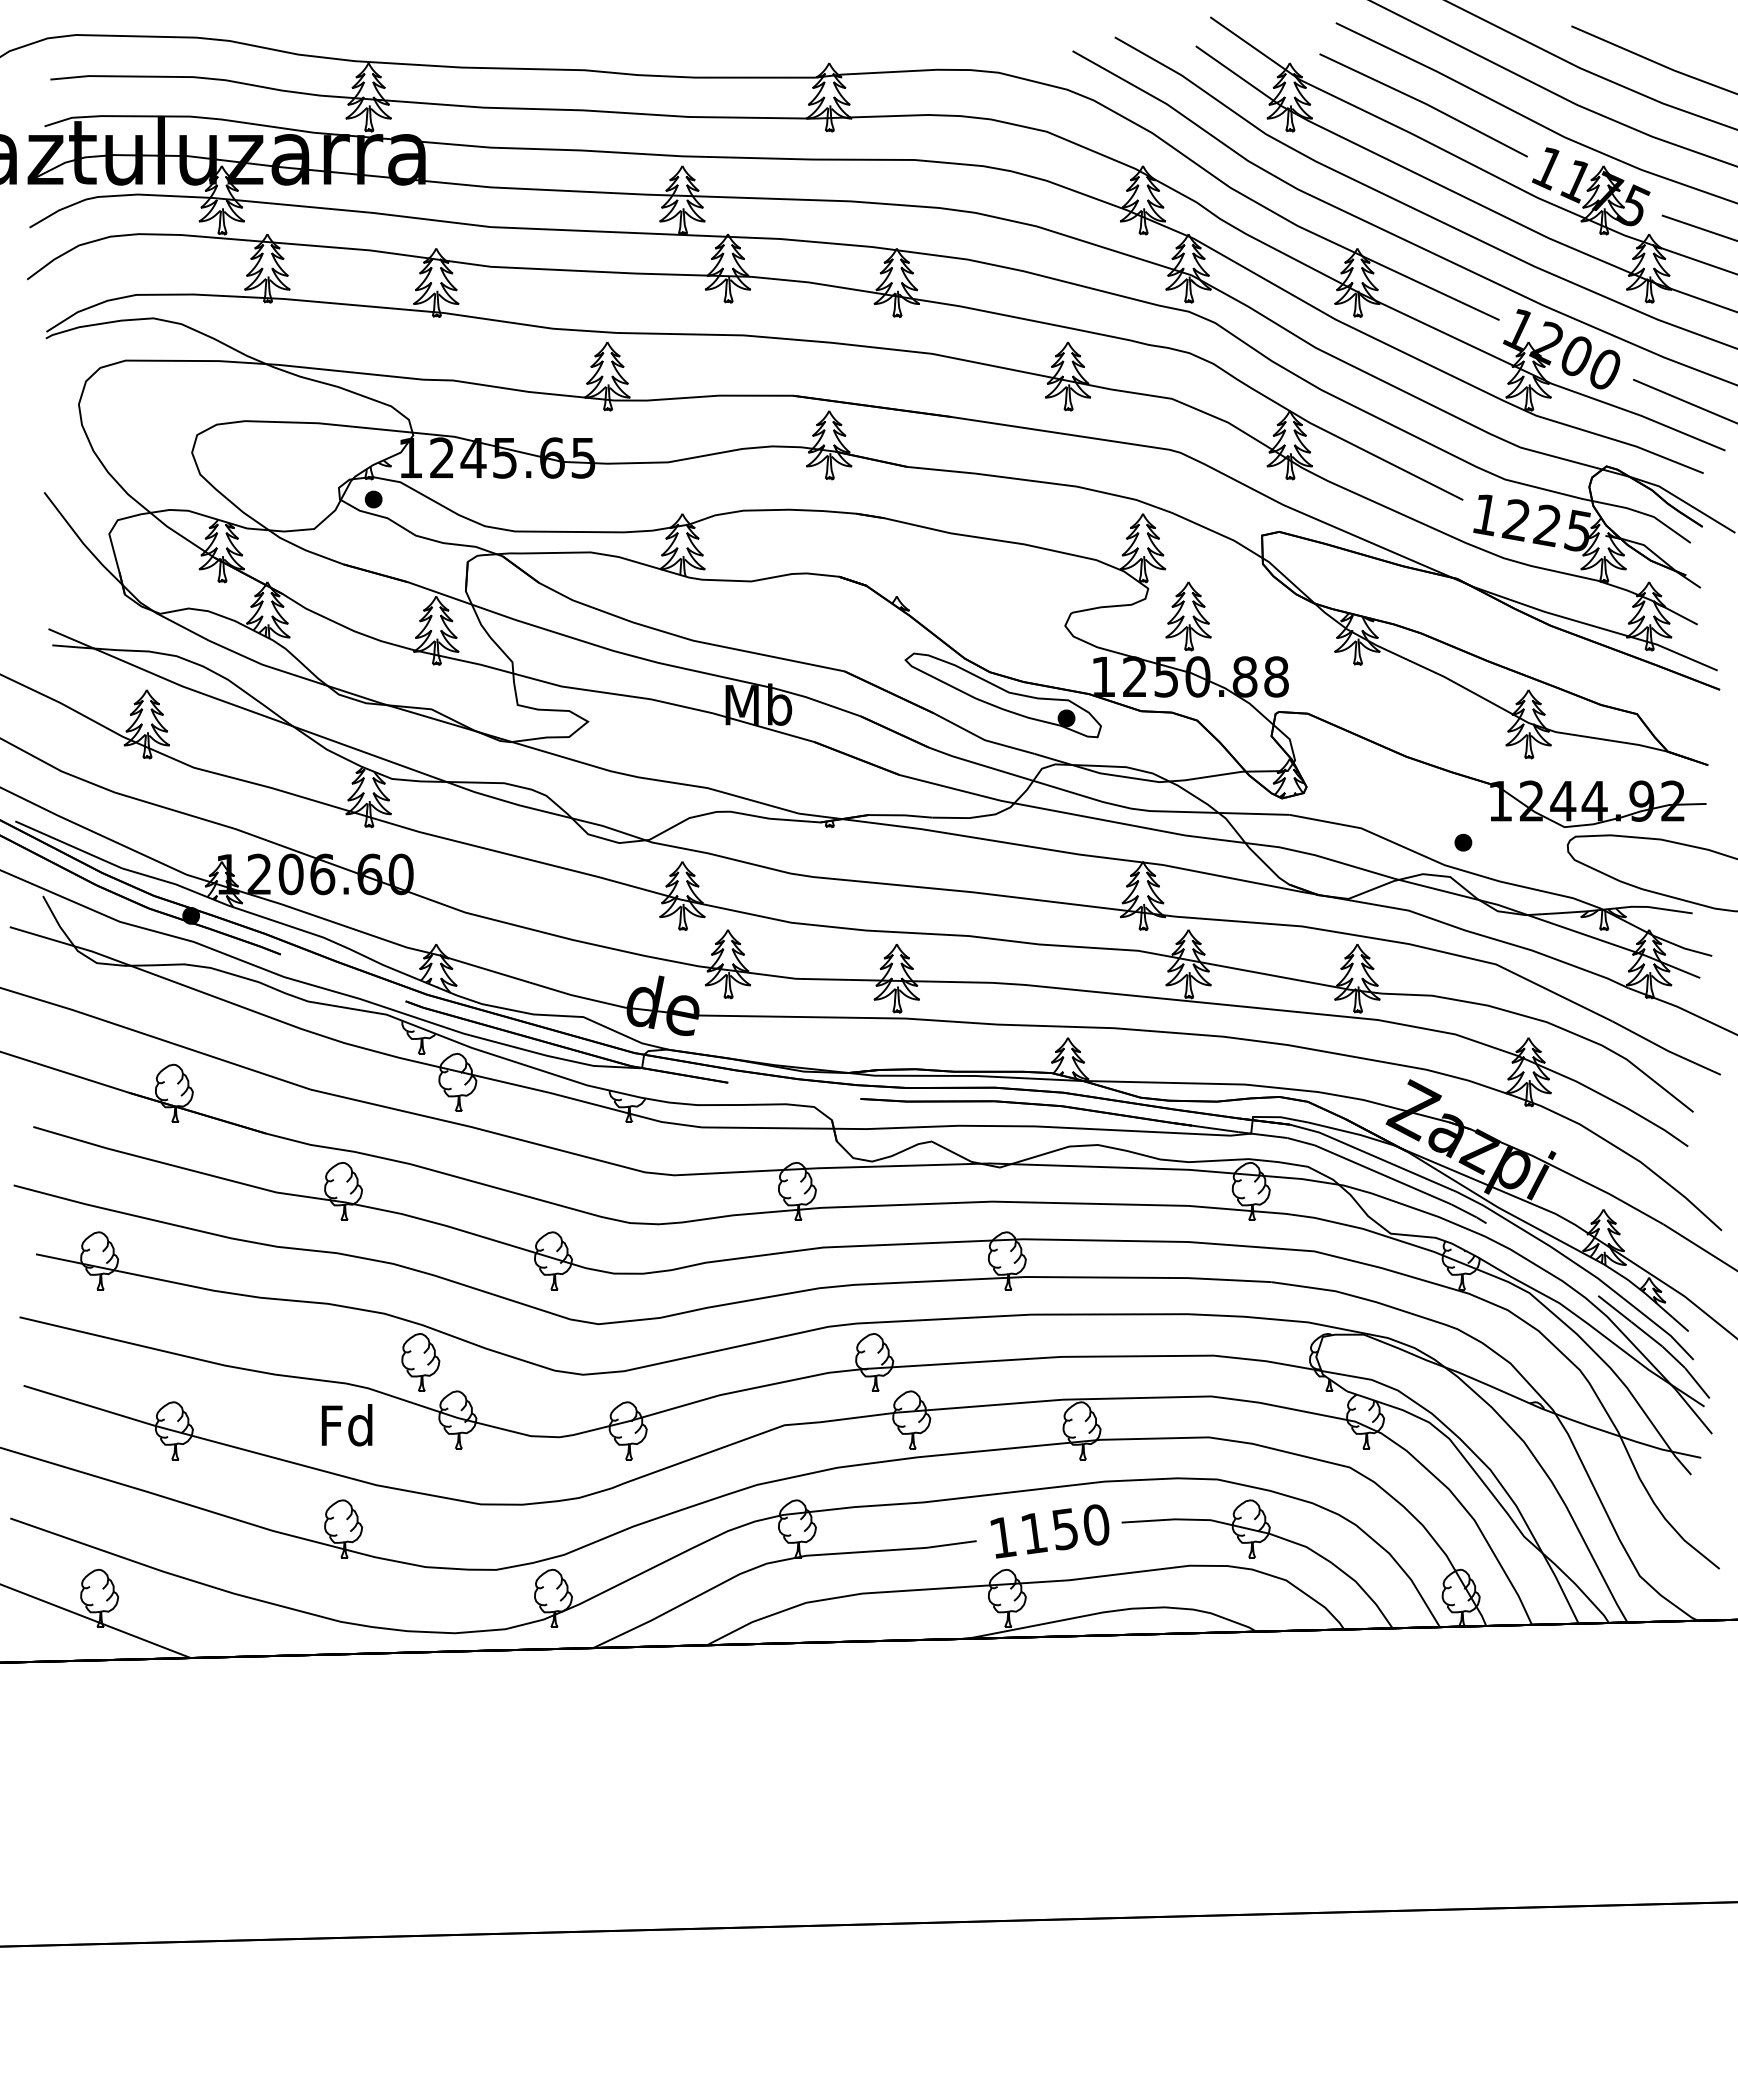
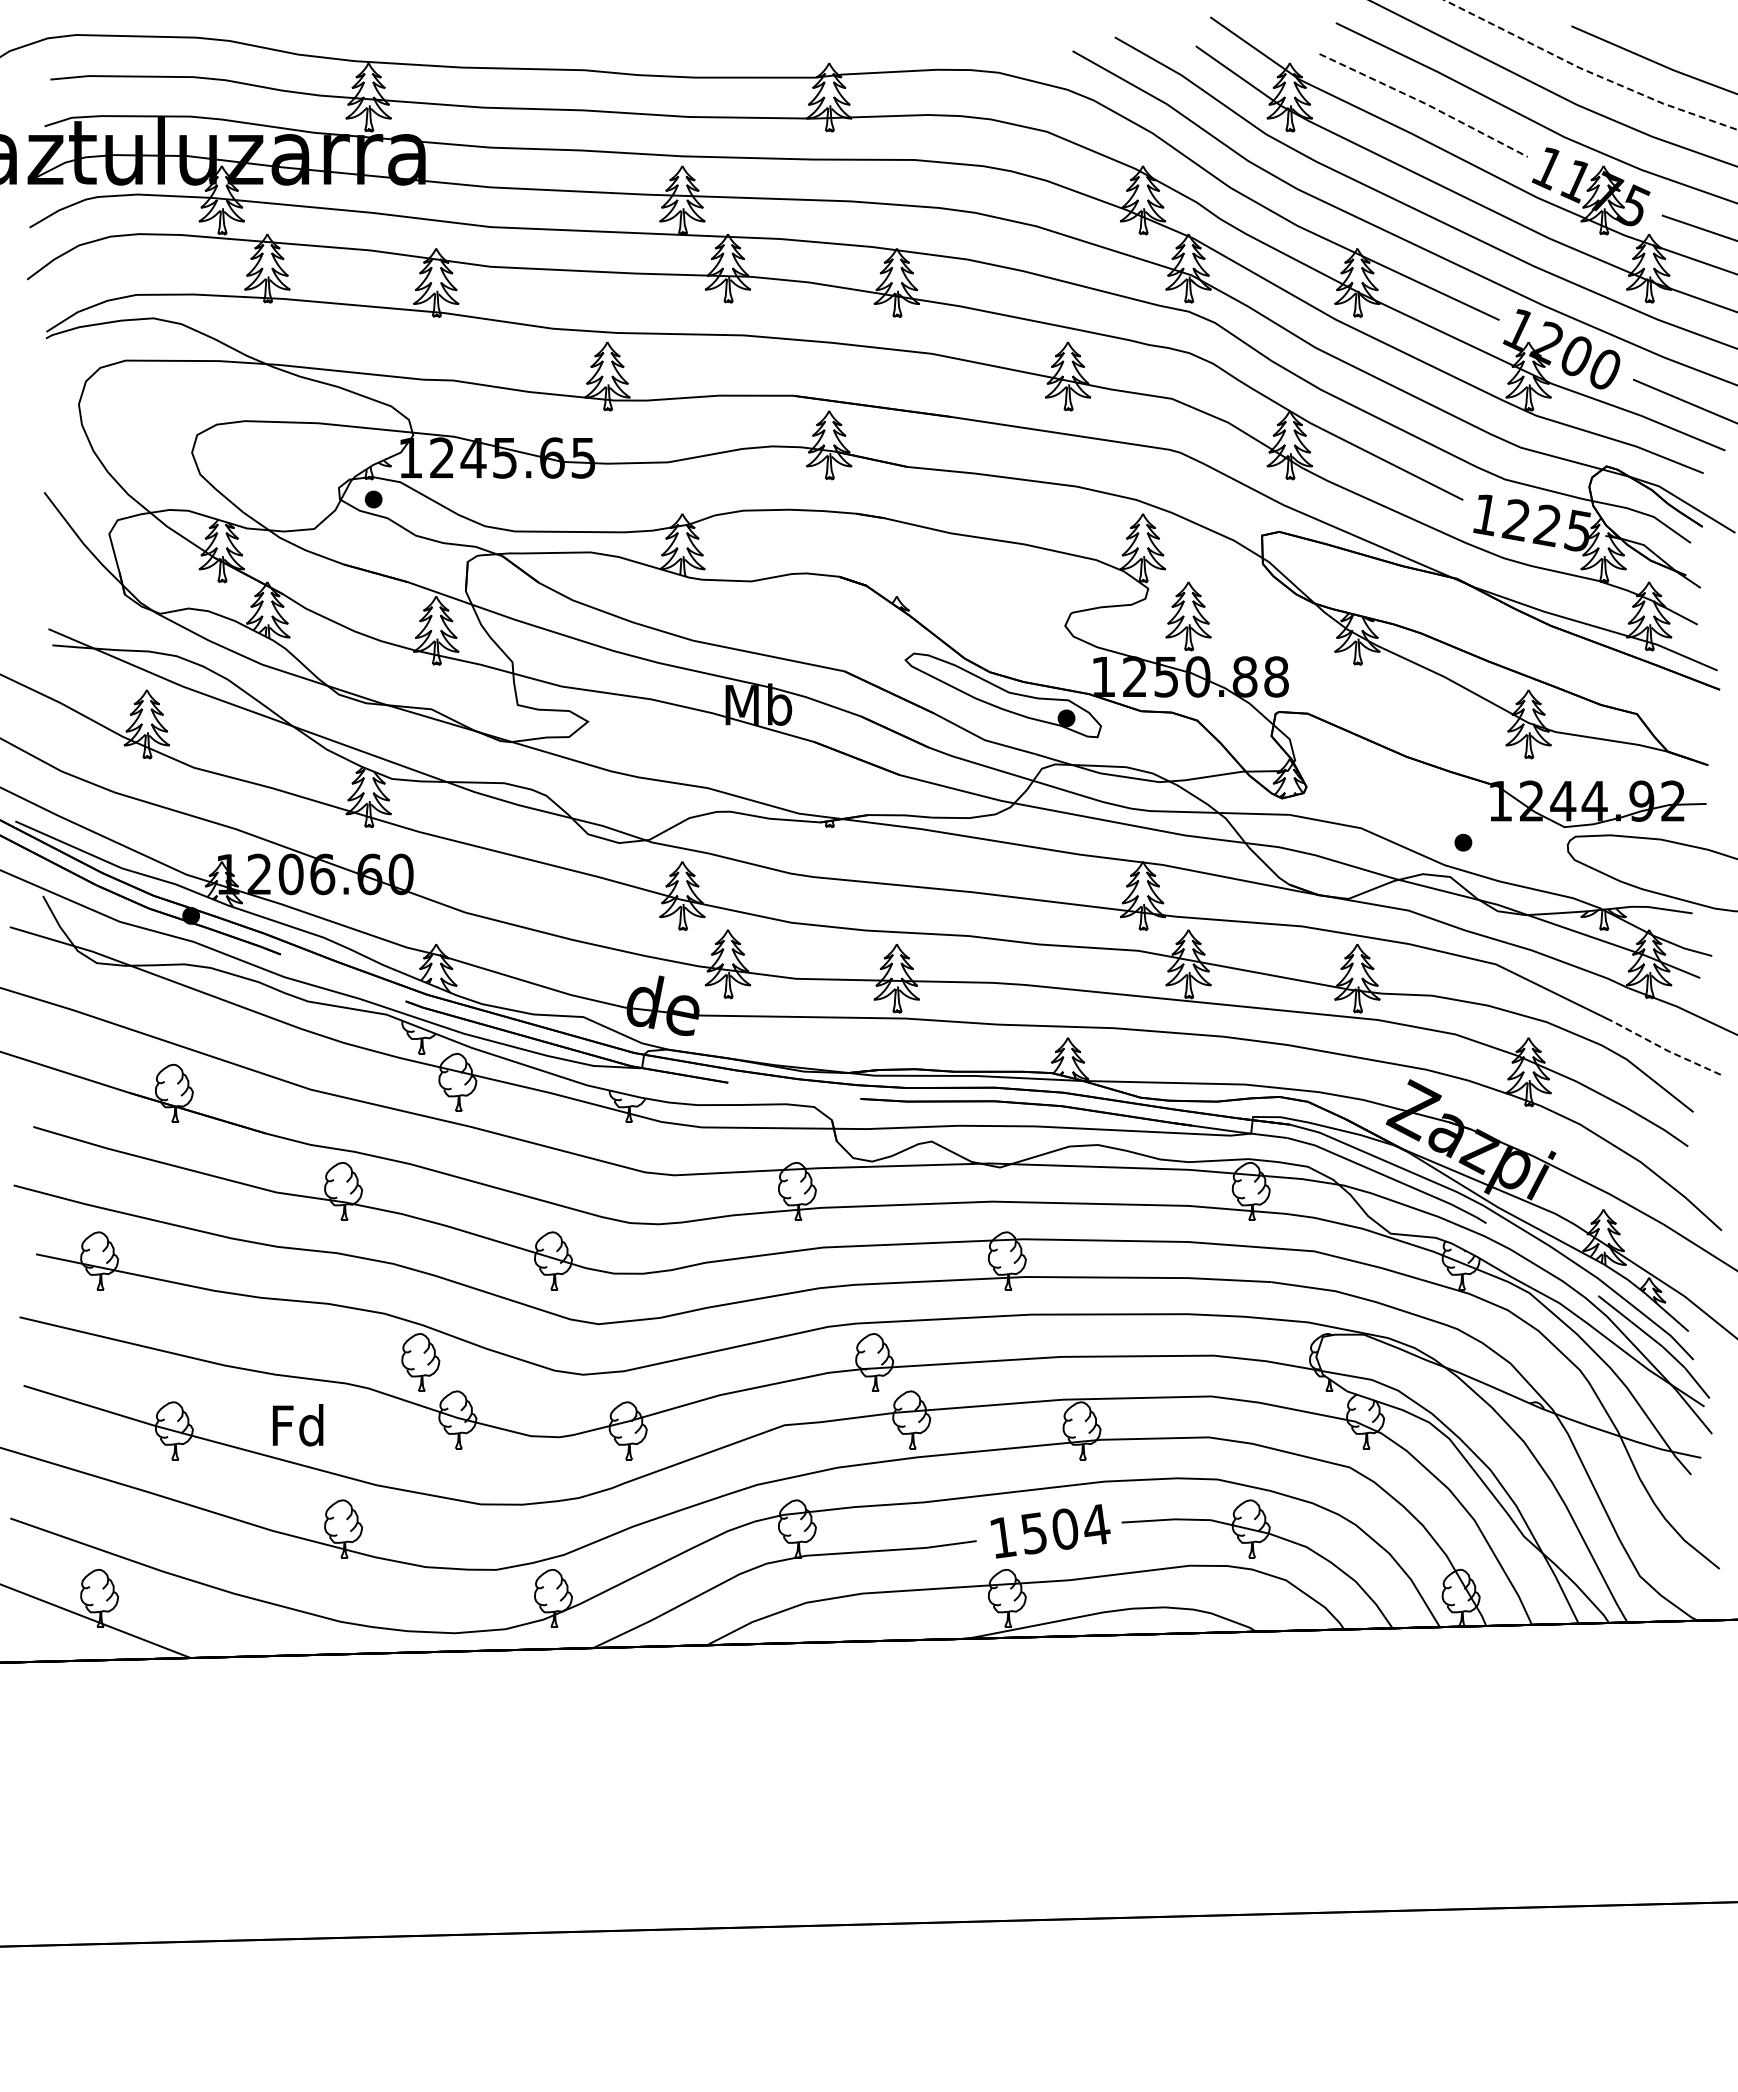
line: solid -> dashed (1588, 71)
line: solid -> dashed (1425, 103)
line: solid -> dashed (1666, 1049)
text position: (346, 1425) -> (297, 1425) (297, 1425)
text: 1150 -> 1504 (1065, 1529)
